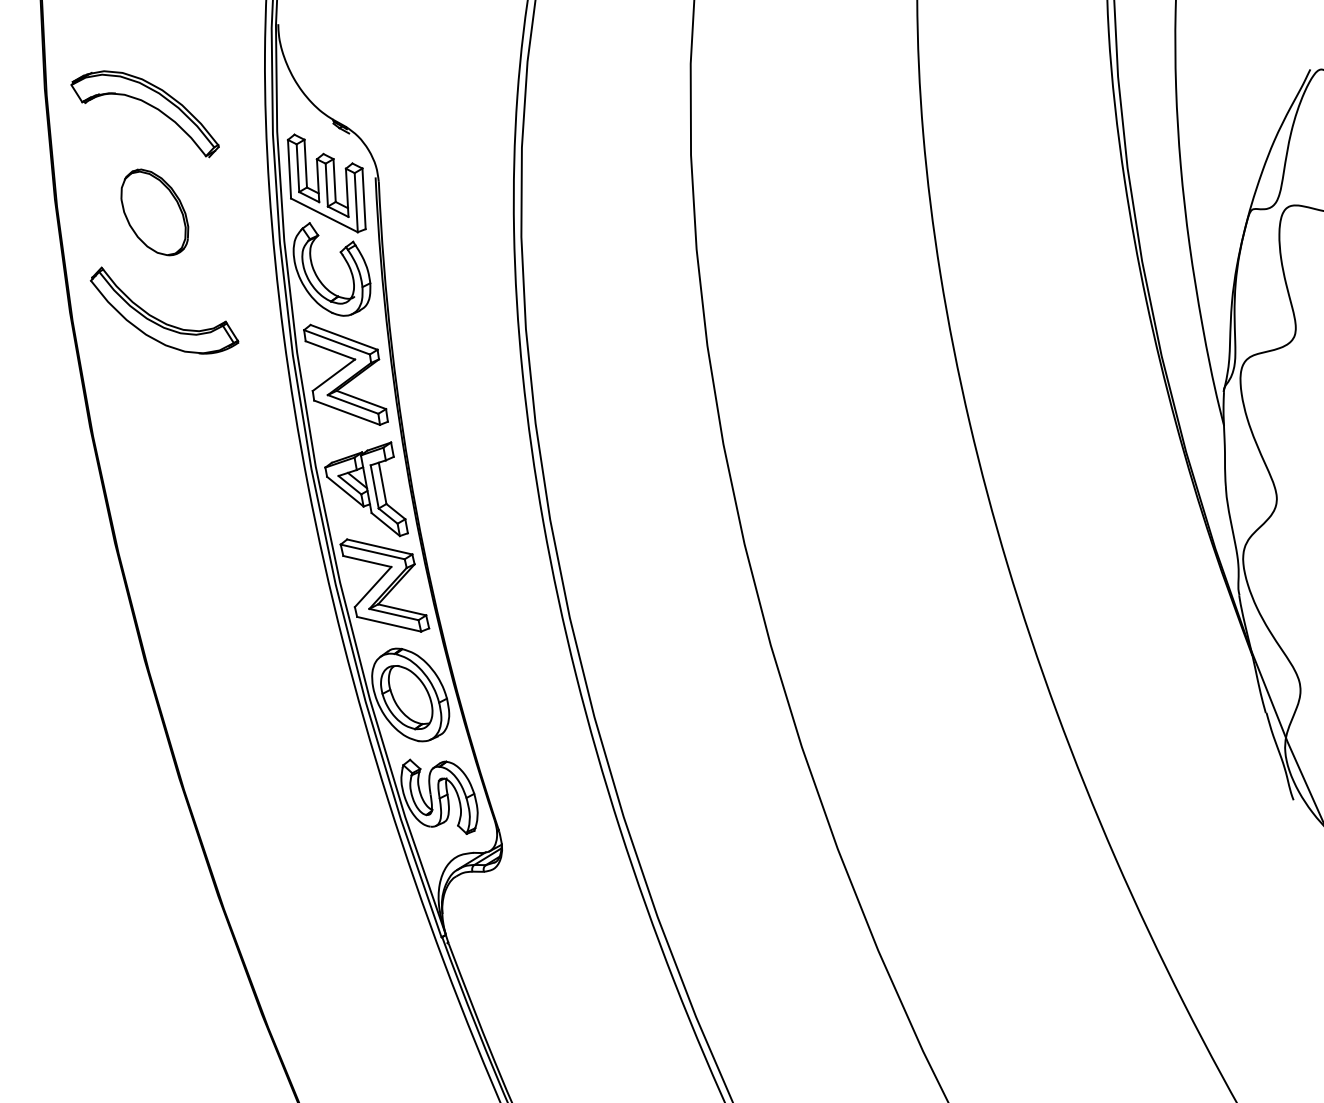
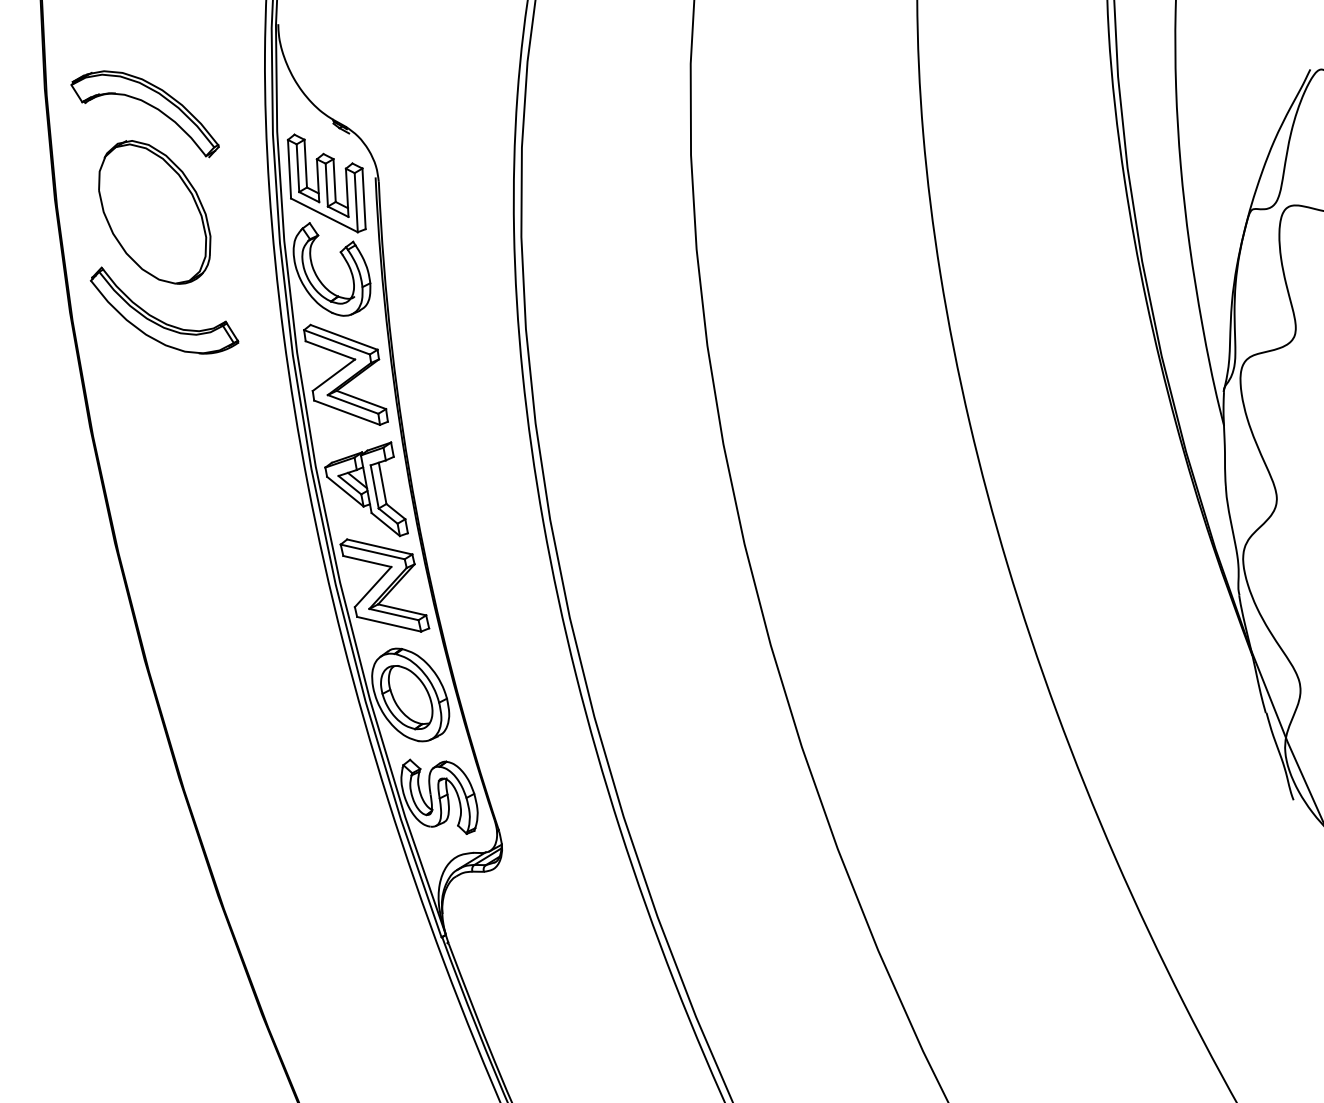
part size: 70x89 px -> 114x145 px (154, 212)
